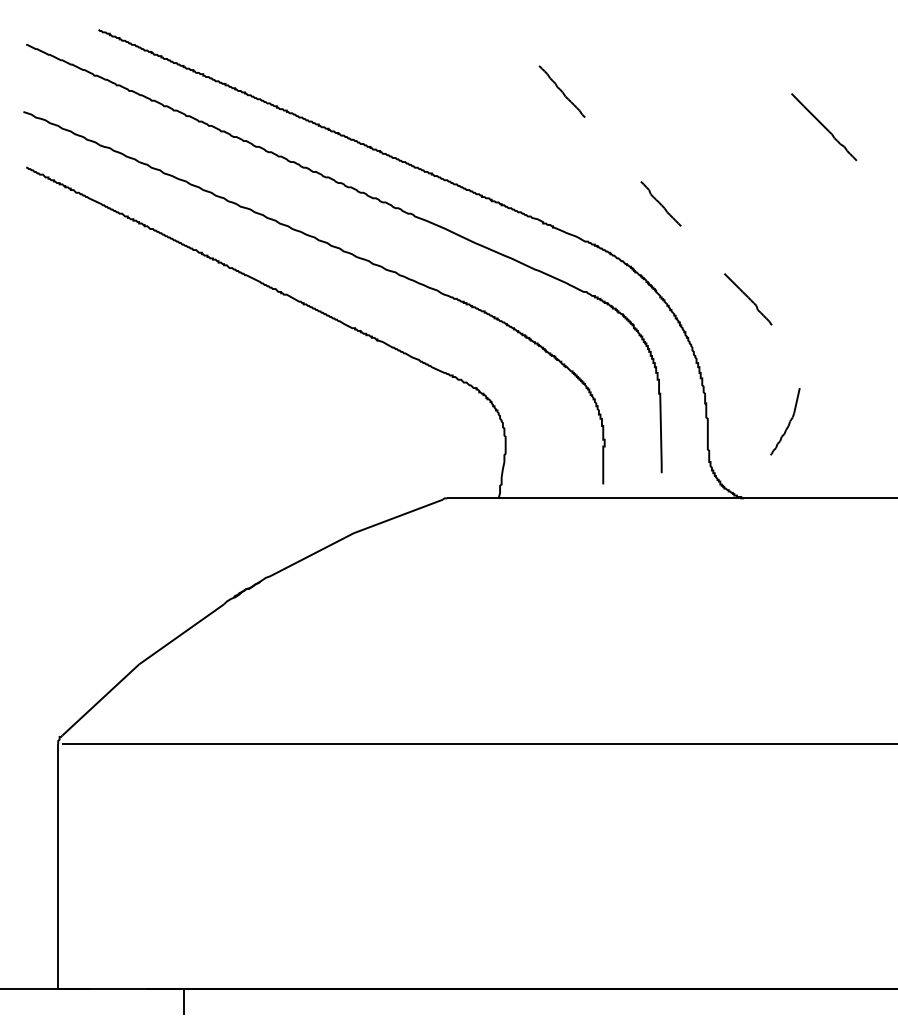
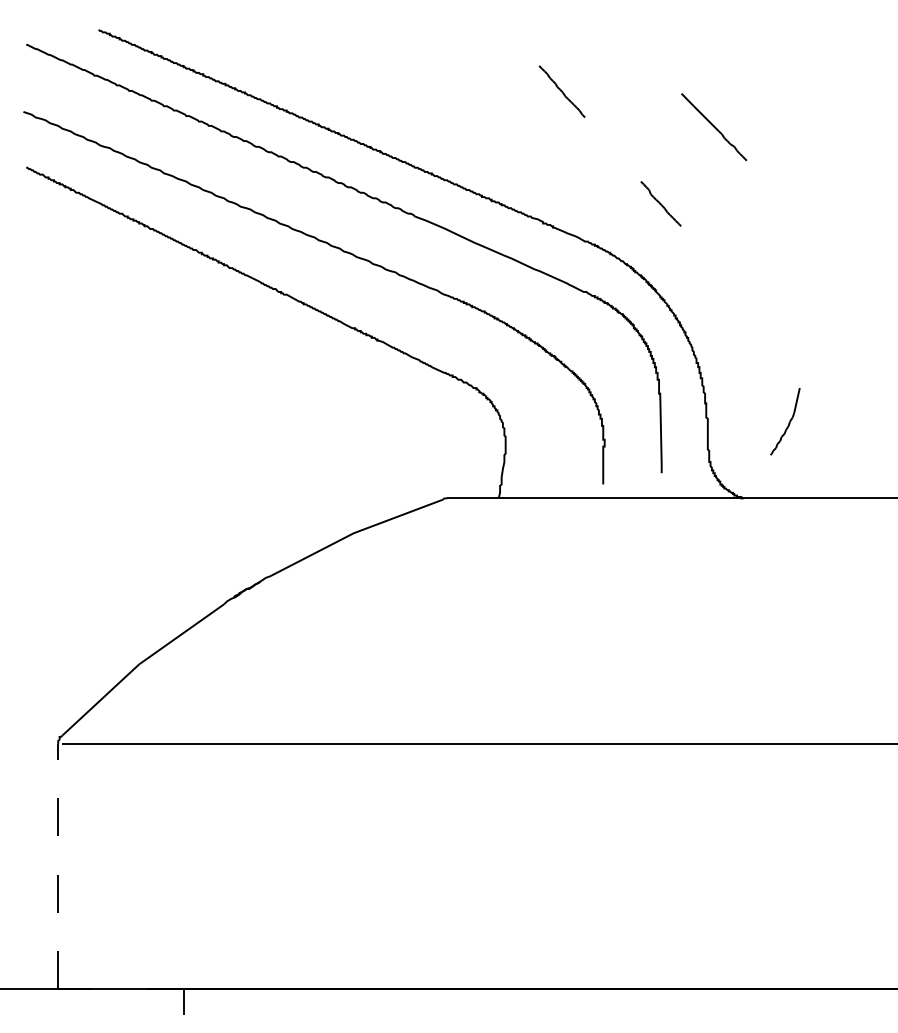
line position: (824, 127) -> (714, 127) (714, 127)
part: present -> none (748, 299)
line: solid -> dashed (58, 866)
